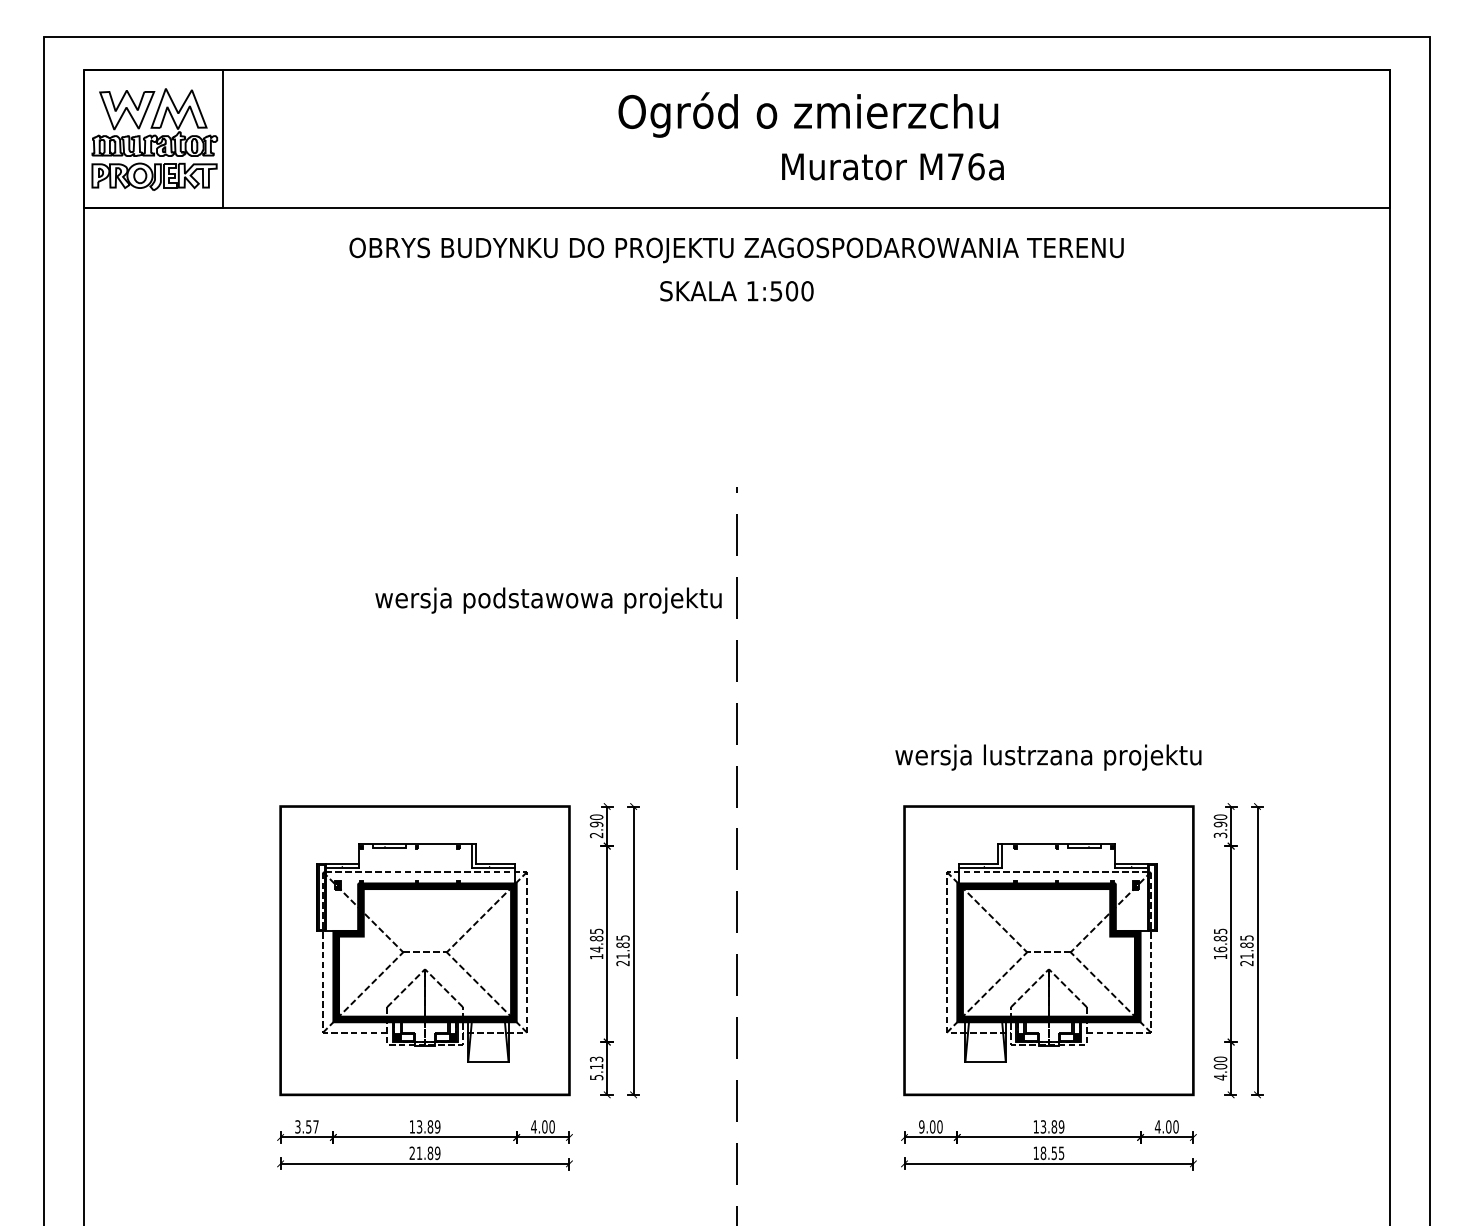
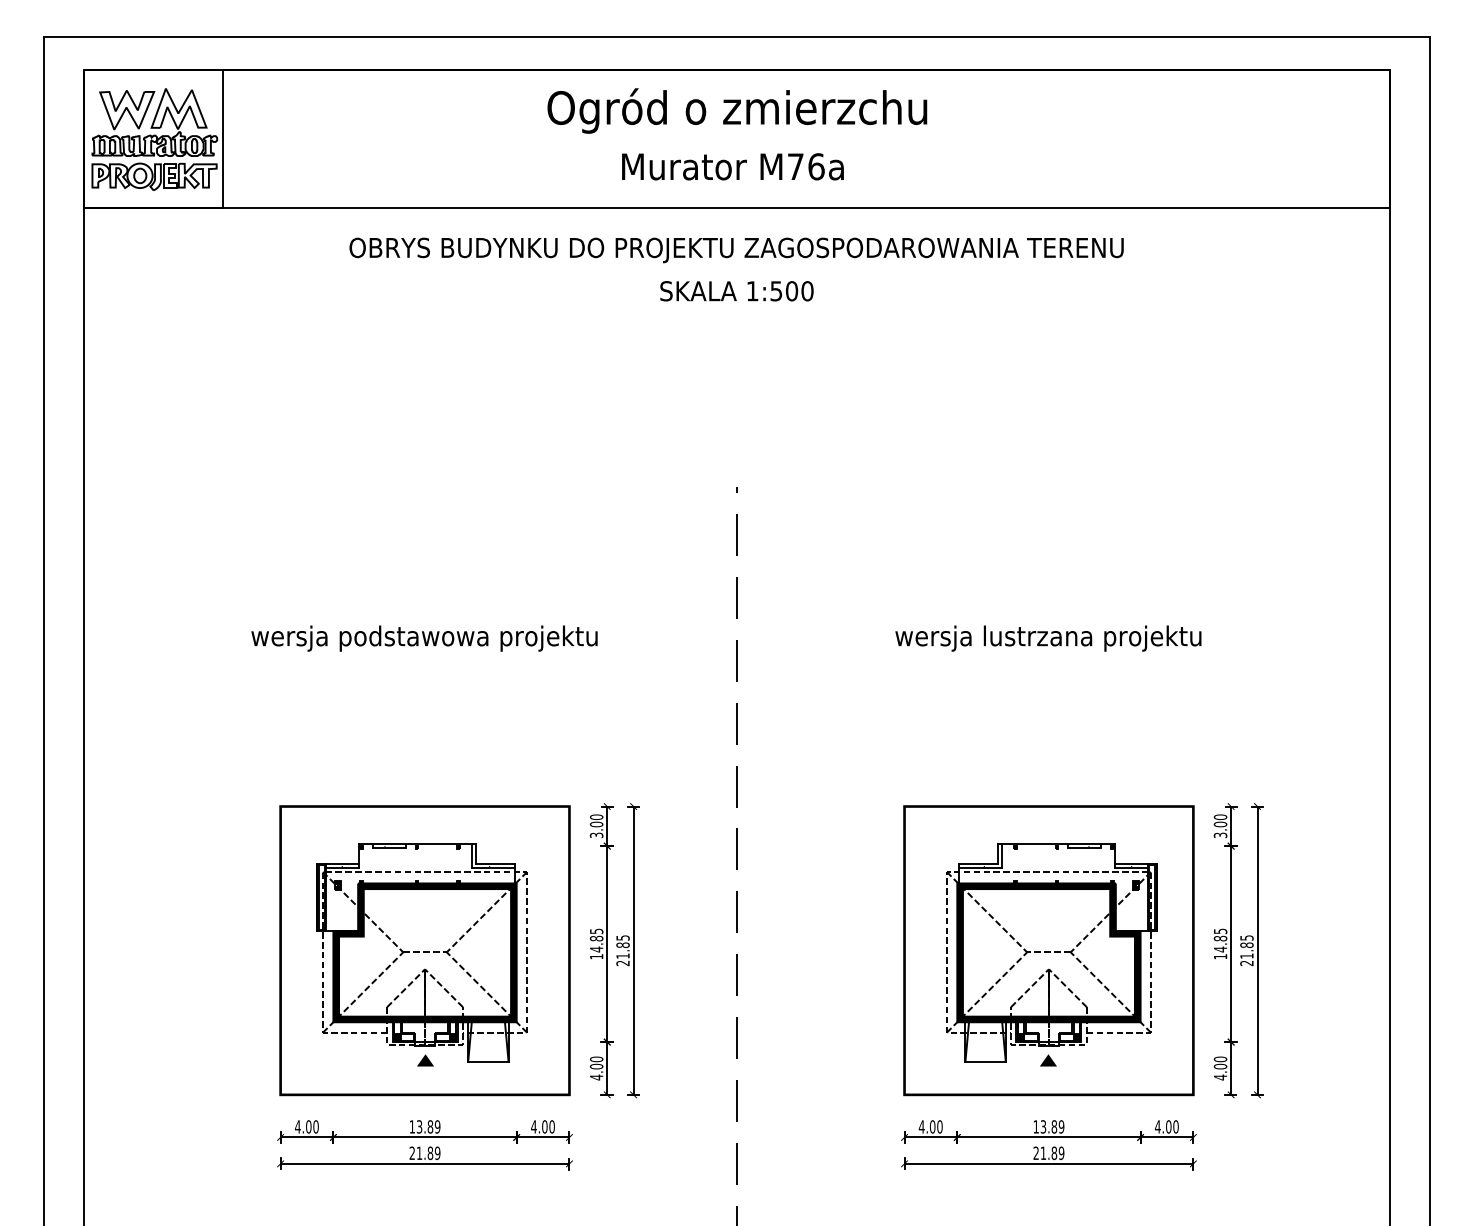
text position: (808, 114) -> (737, 110) (737, 110)
text position: (892, 166) -> (732, 166) (732, 166)
text position: (548, 600) -> (424, 638) (424, 638)
text position: (1048, 757) -> (1048, 638) (1048, 638)
text: 3.90 -> 3.00 (1220, 824)
text: 2.90 -> 3.00 (596, 829)
text: 16.85 -> 14.85 (1220, 949)
fill: none -> present (425, 1060)
fill: none -> present (1048, 1060)
text: 5.13 -> 4.00 (596, 1068)
text: 3.57 -> 4.00 (306, 1126)
text: 9.00 -> 4.00 (921, 1126)
text: 18.55 -> 21.89 (1048, 1153)
